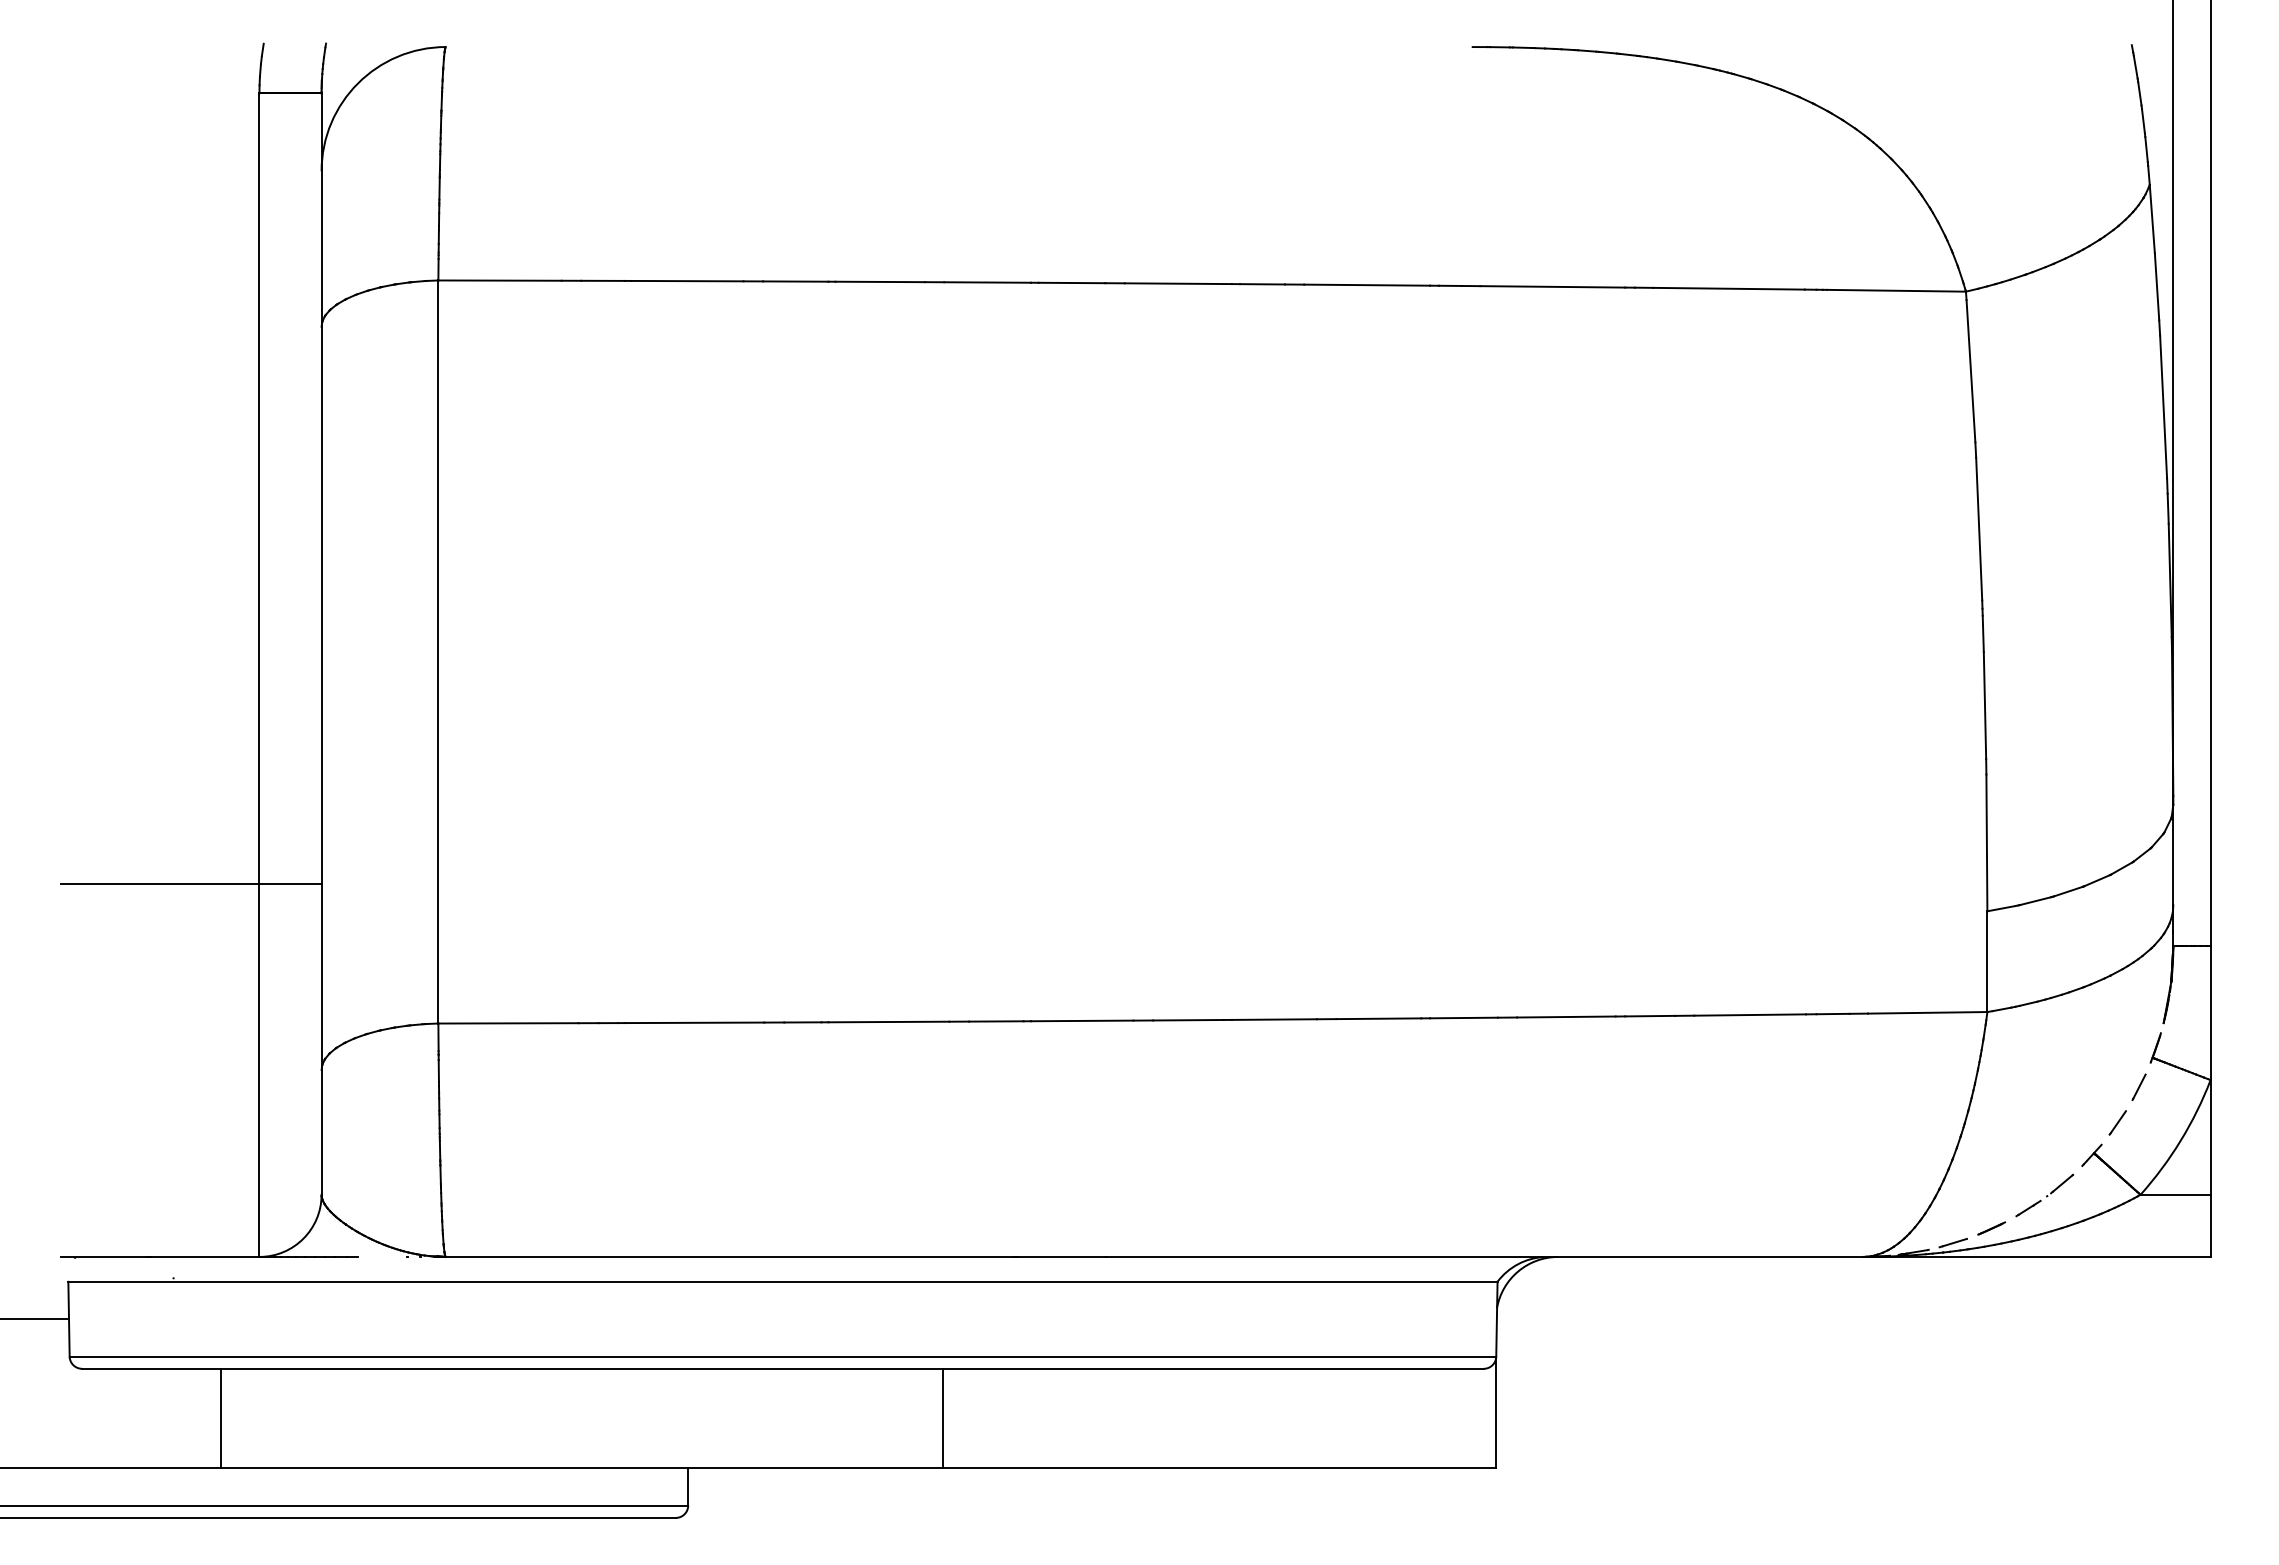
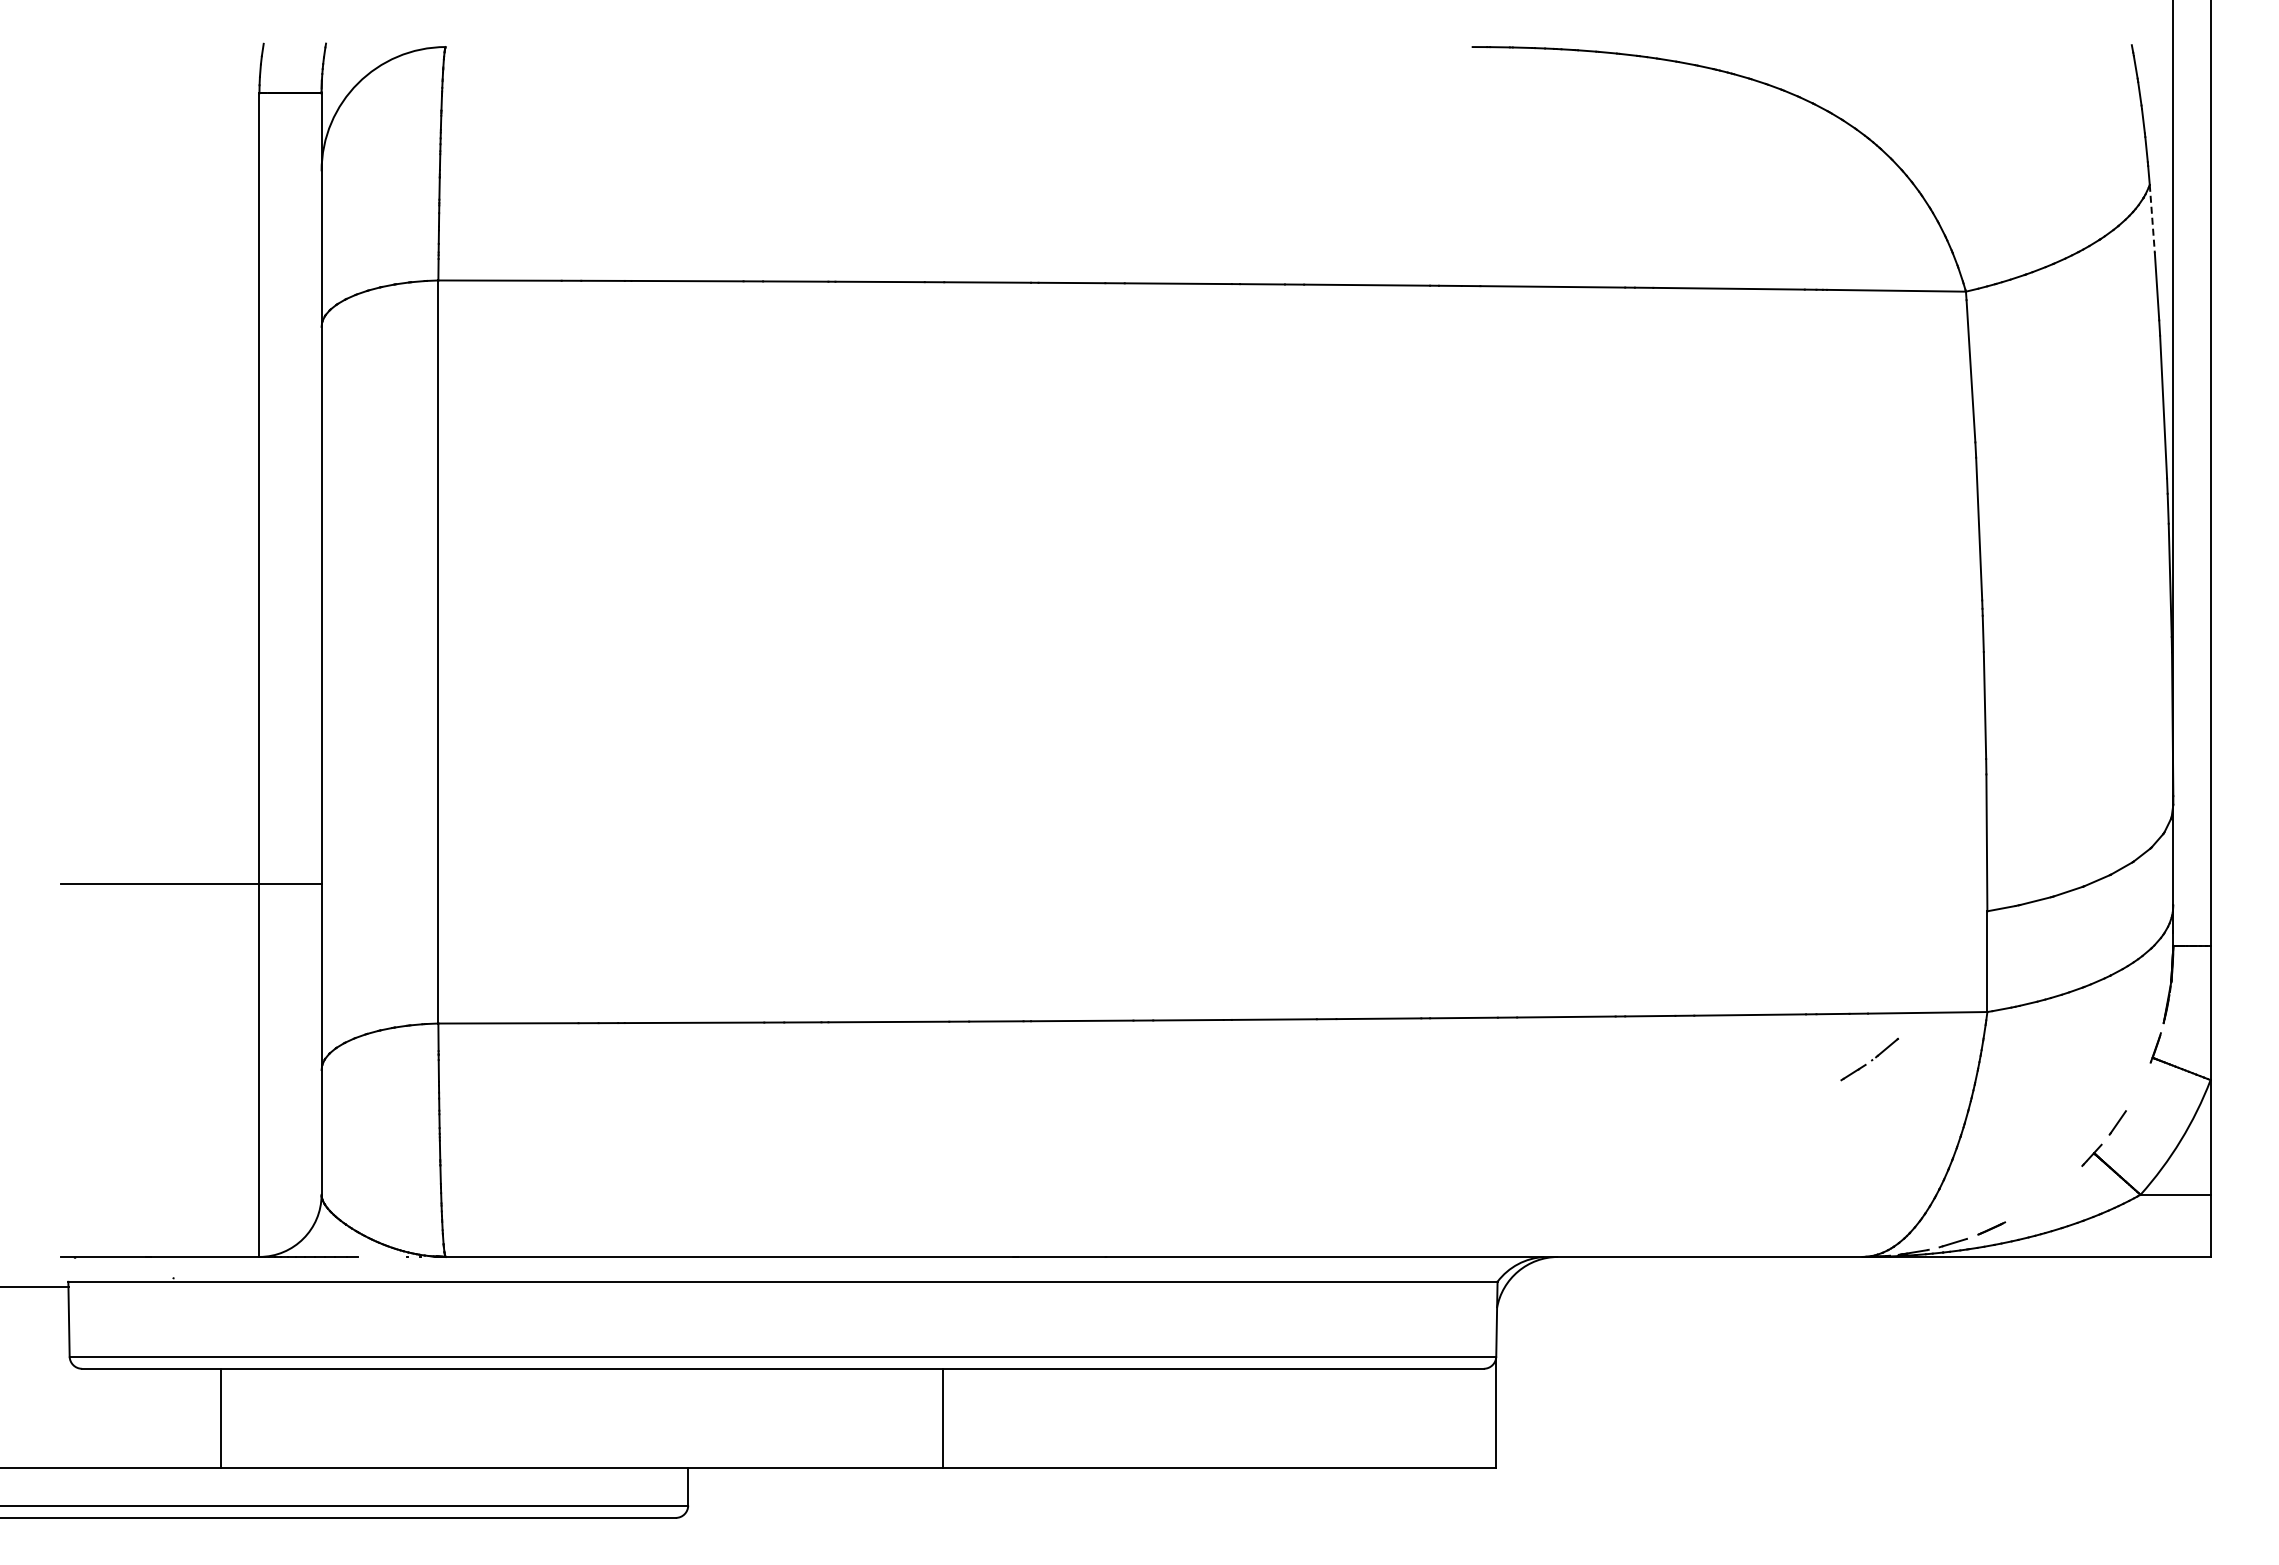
line: solid -> dashed (2152, 219)
line: present -> none (2138, 1086)
part position: (2044, 1195) -> (1869, 1059) (1869, 1059)
line position: (35, 1319) -> (35, 1287) (35, 1287)
